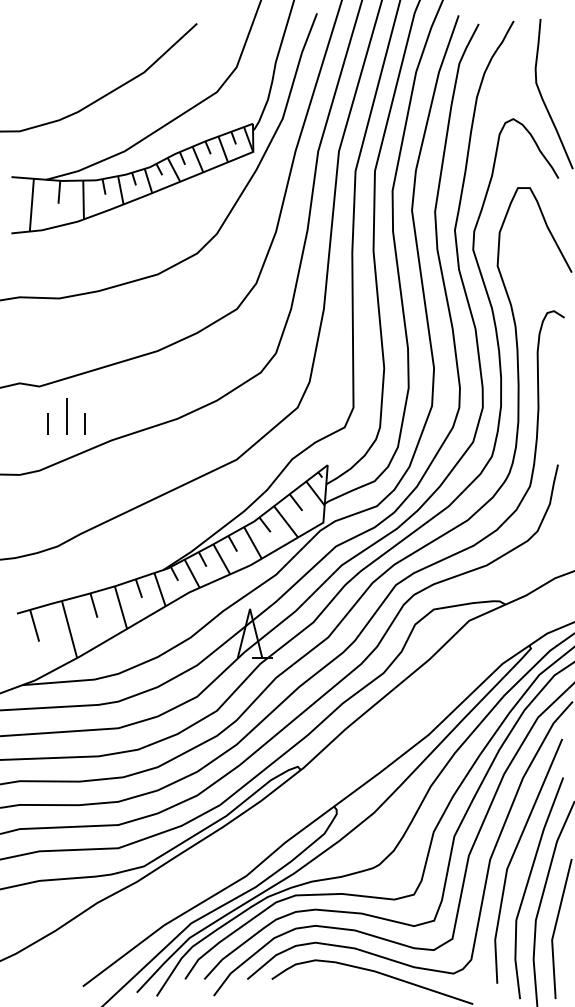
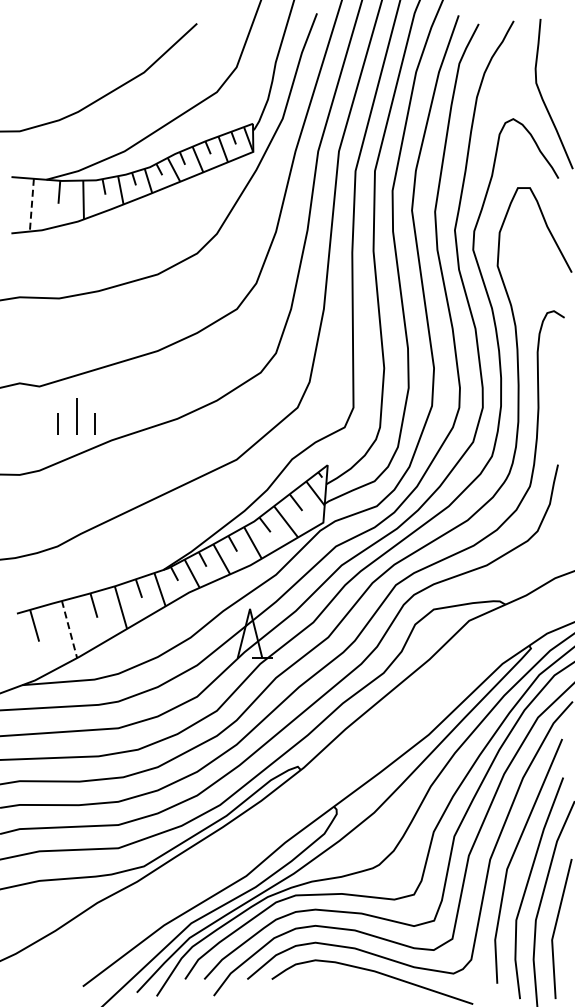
line: solid -> dashed (31, 205)
part position: (66, 416) -> (76, 416) (76, 416)
line: solid -> dashed (69, 629)
